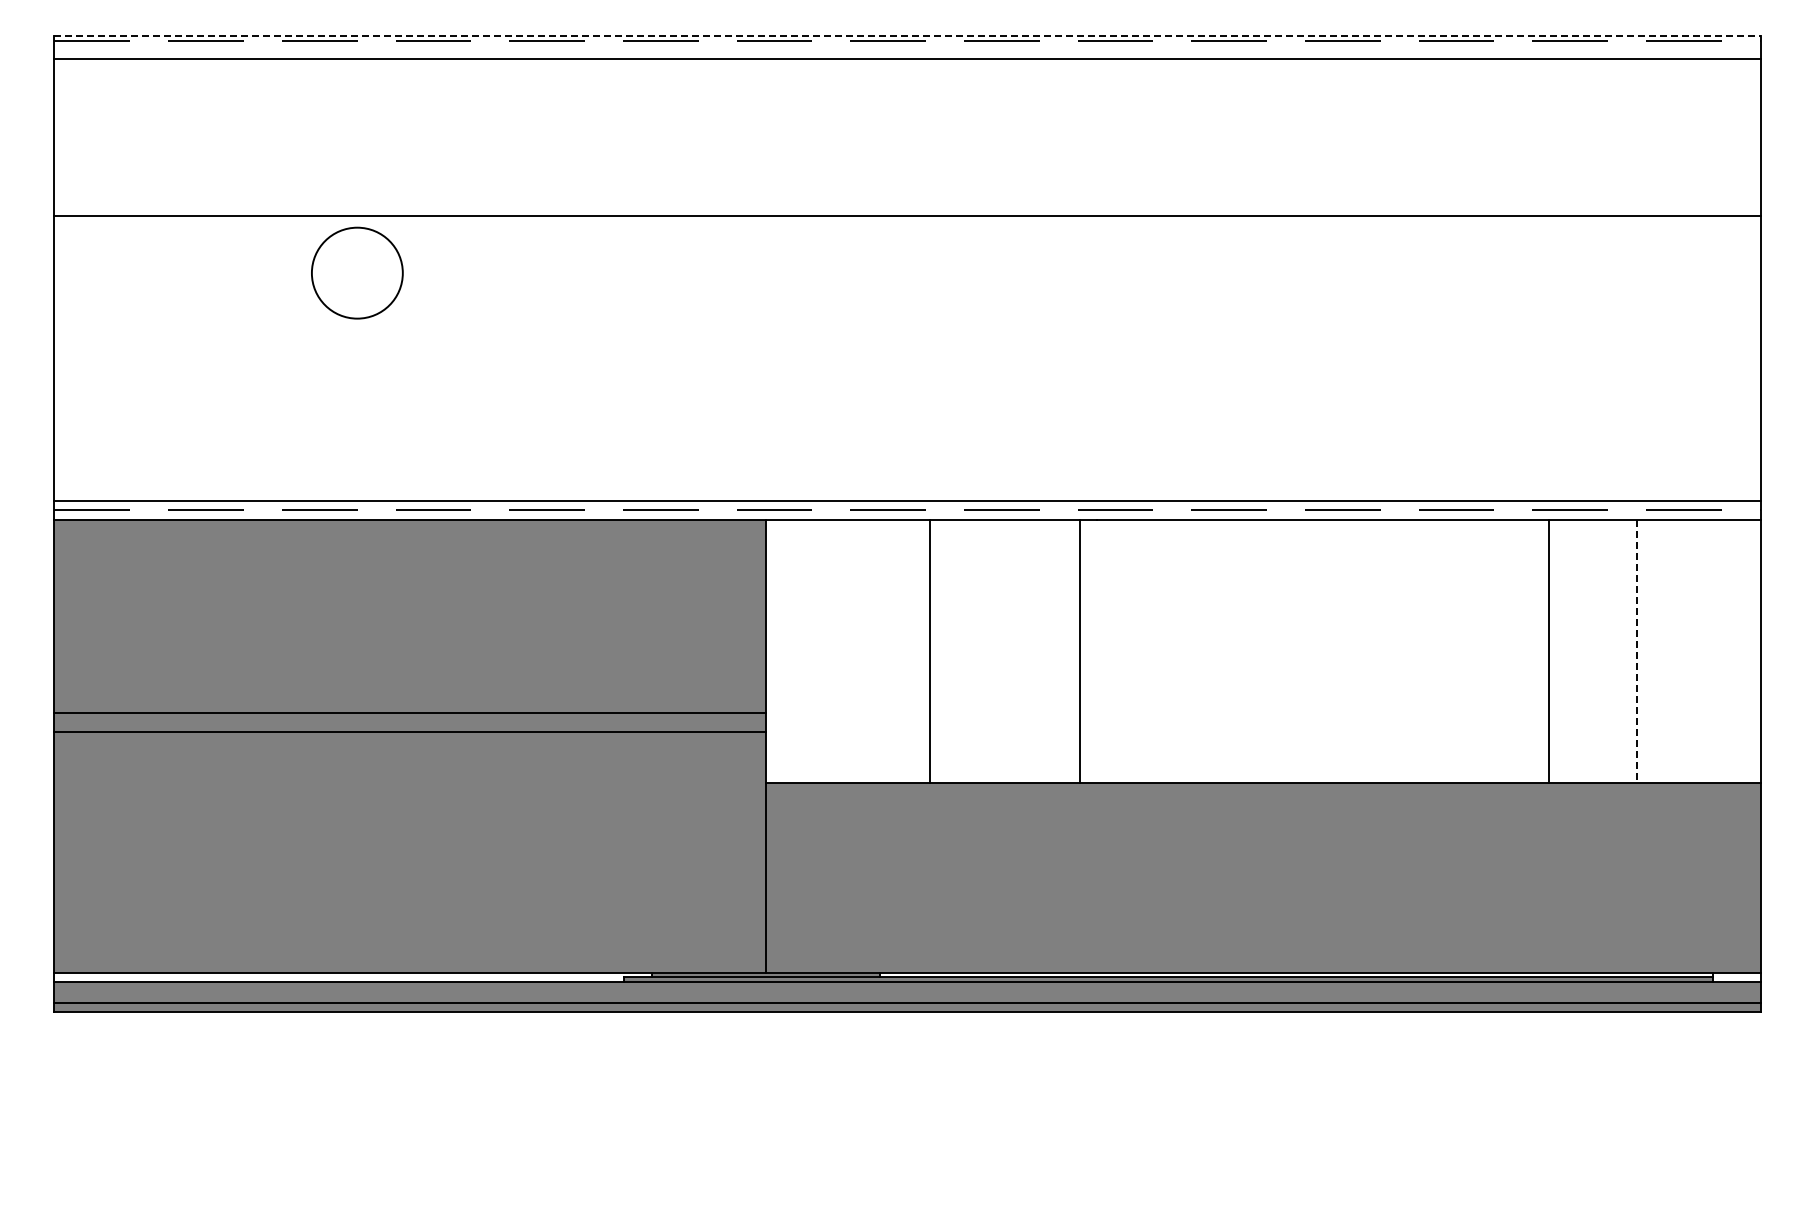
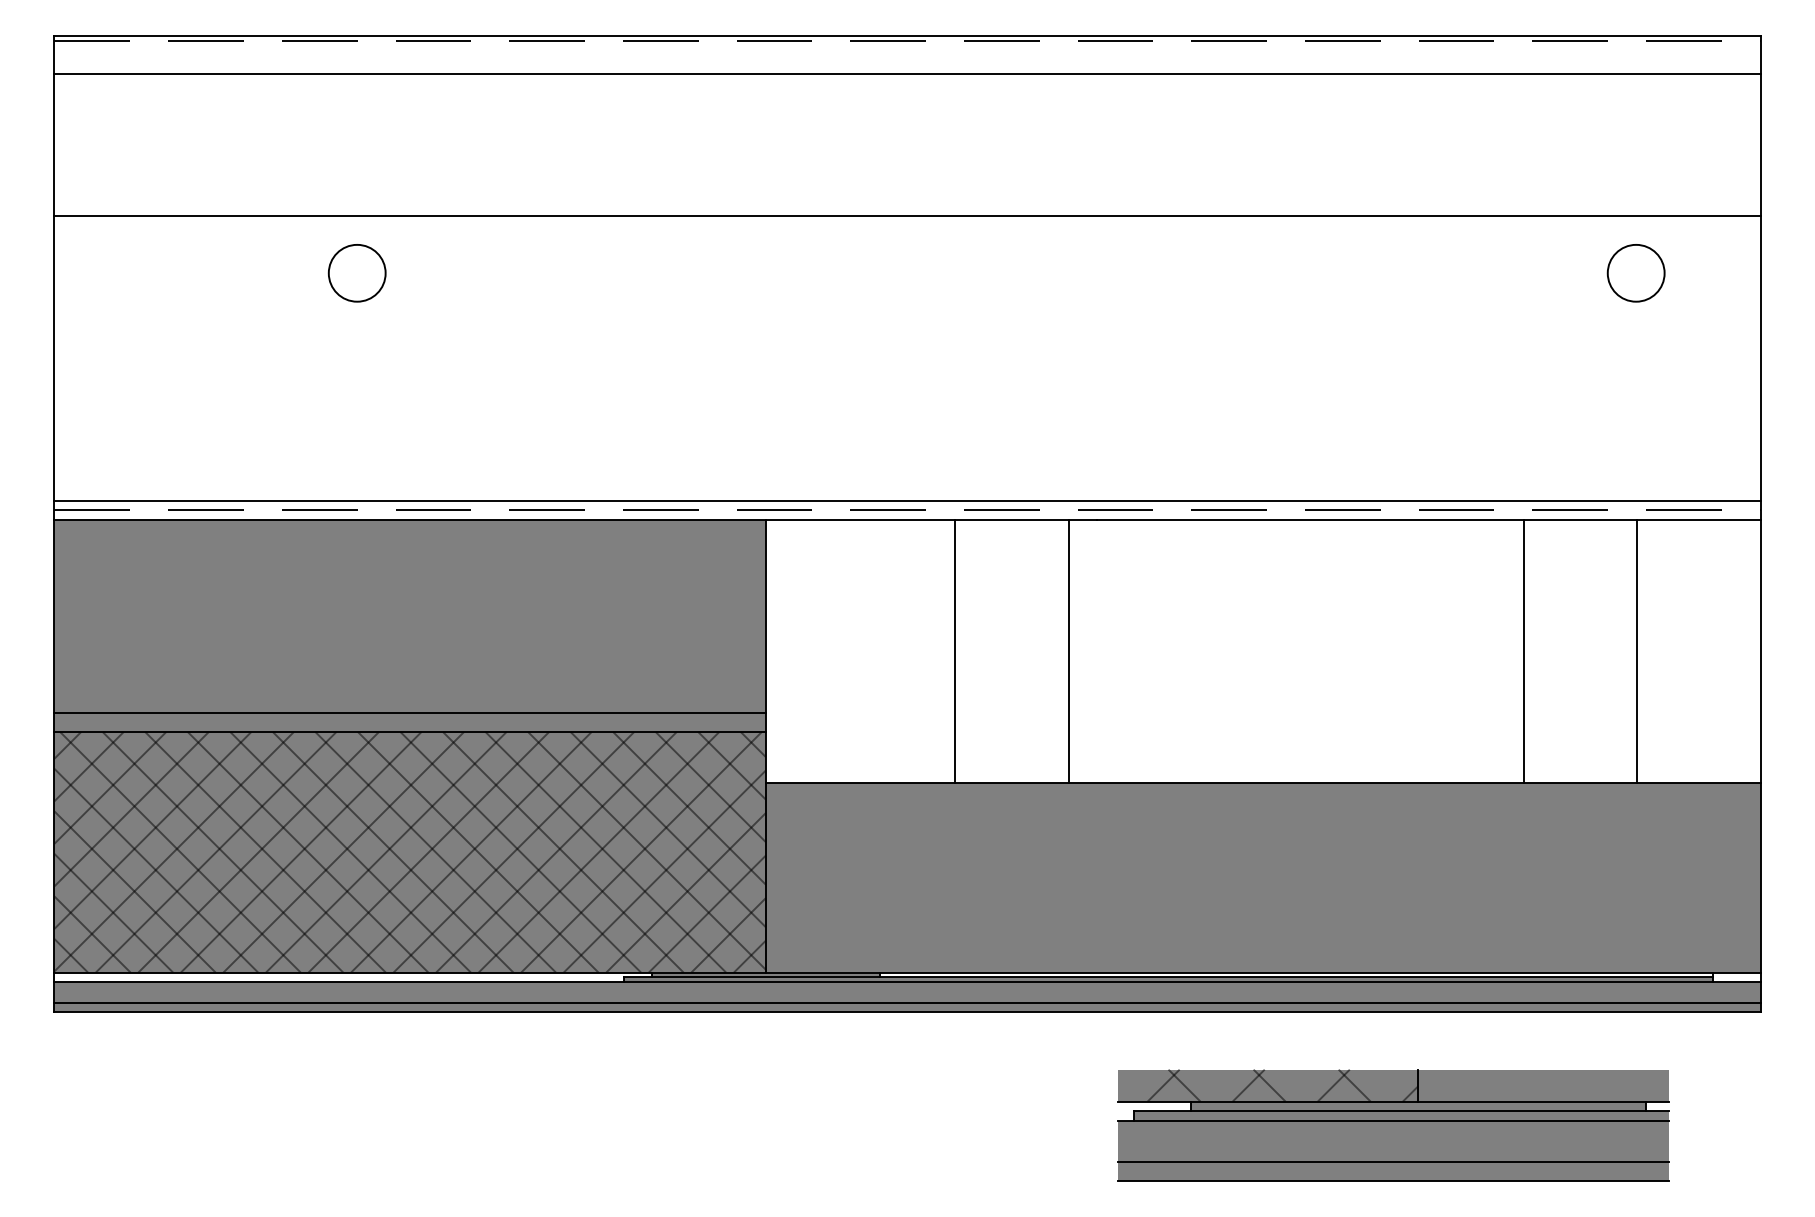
line: dashed -> solid (908, 36)
line position: (907, 59) -> (907, 74) (907, 74)
circle size: 93x94 px -> 60x59 px (356, 273)
circle: none -> present (1635, 273)
line position: (930, 651) -> (955, 651) (955, 651)
line position: (1080, 651) -> (1069, 651) (1069, 651)
line position: (1548, 651) -> (1523, 651) (1523, 651)
line: dashed -> solid (1637, 651)
hatch: none -> present (409, 851)
part: none -> present (1393, 1125)
